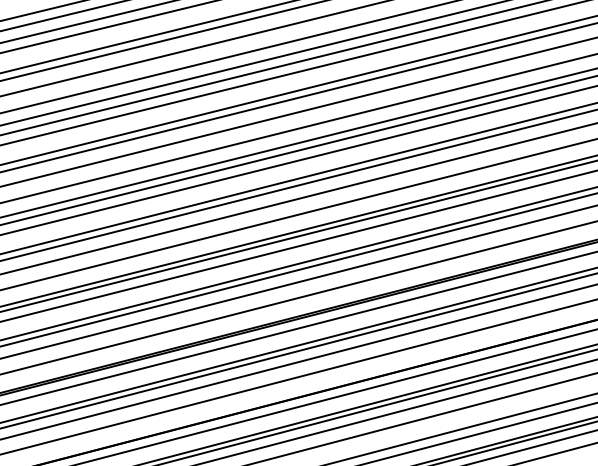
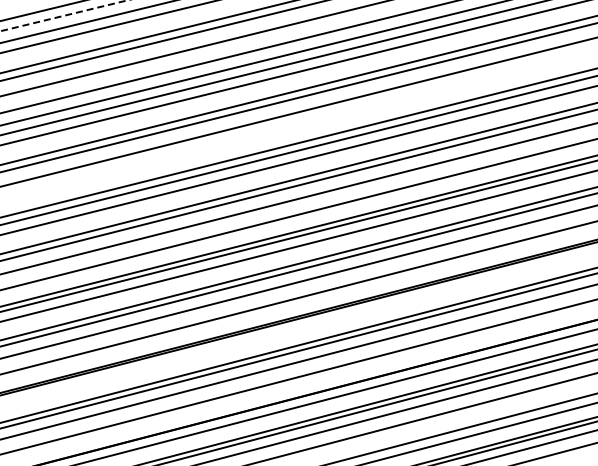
line: solid -> dashed (64, 15)
line: present -> none (298, 128)
line: present -> none (298, 328)
